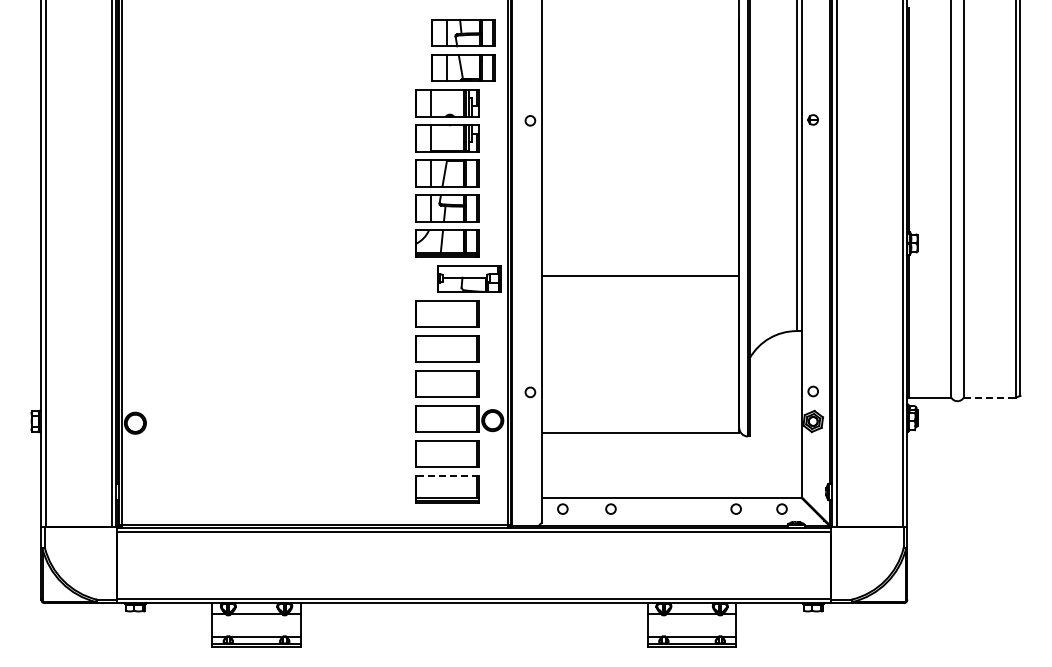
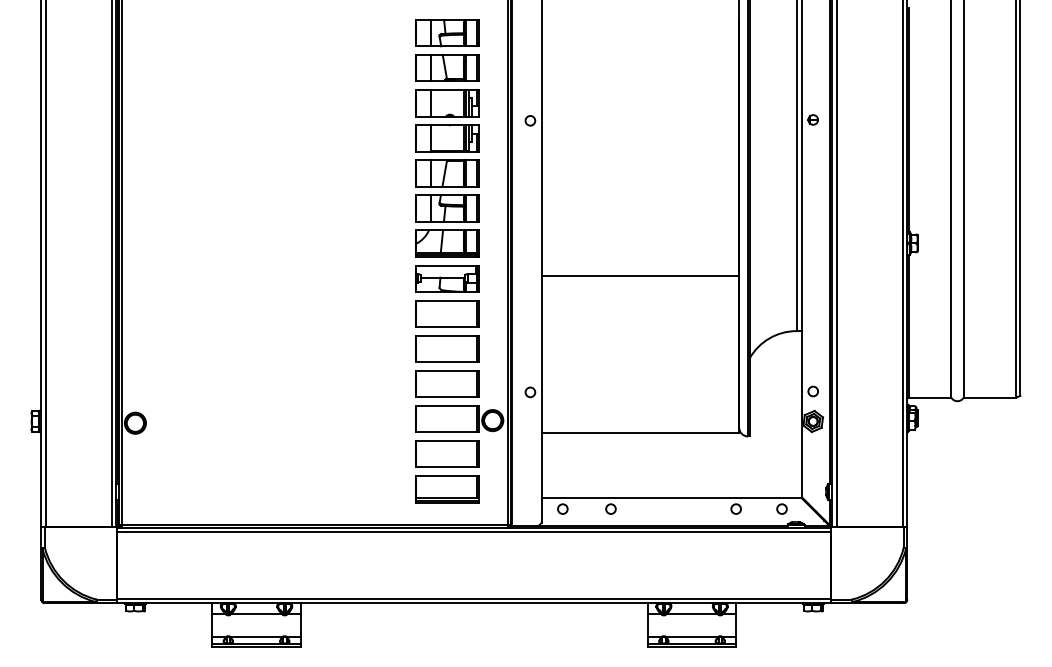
part position: (463, 50) -> (447, 50) (447, 50)
part position: (469, 278) -> (447, 278) (447, 278)
line: dashed -> solid (989, 397)
line: dashed -> solid (447, 476)
